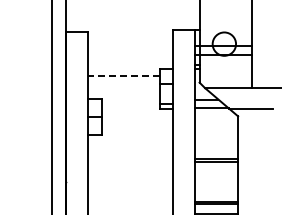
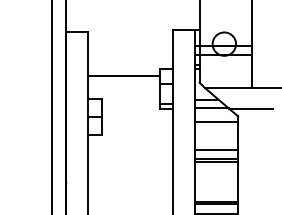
line: dashed -> solid (123, 75)
line: none -> present (216, 121)
line: none -> present (216, 149)
